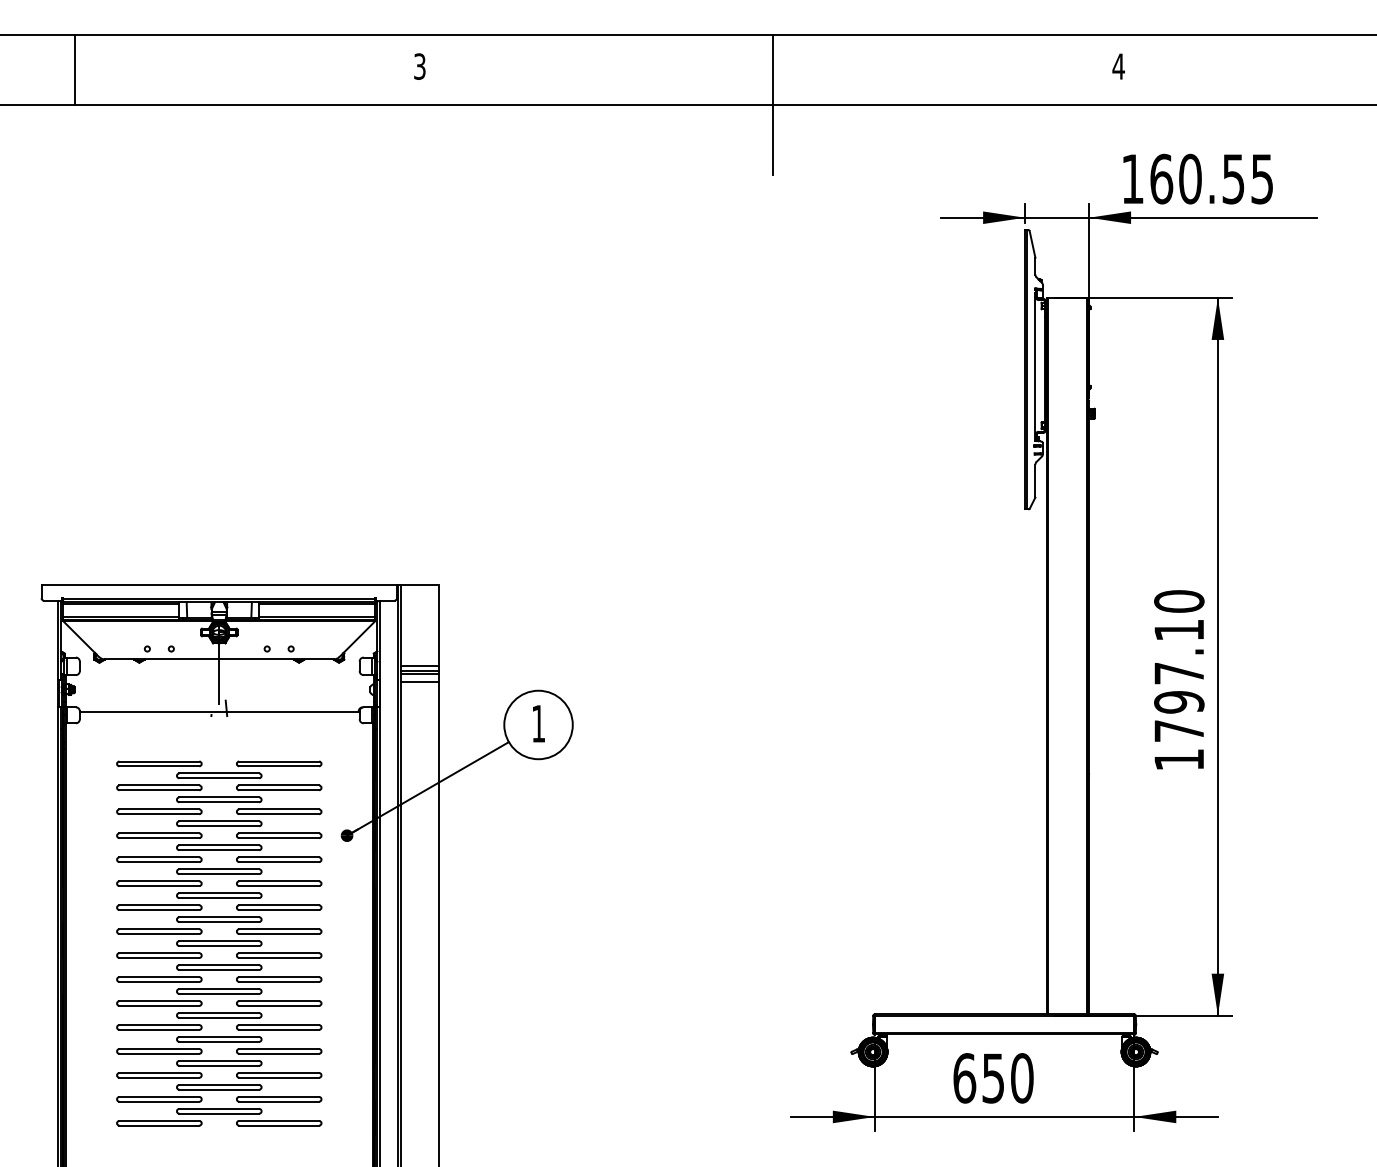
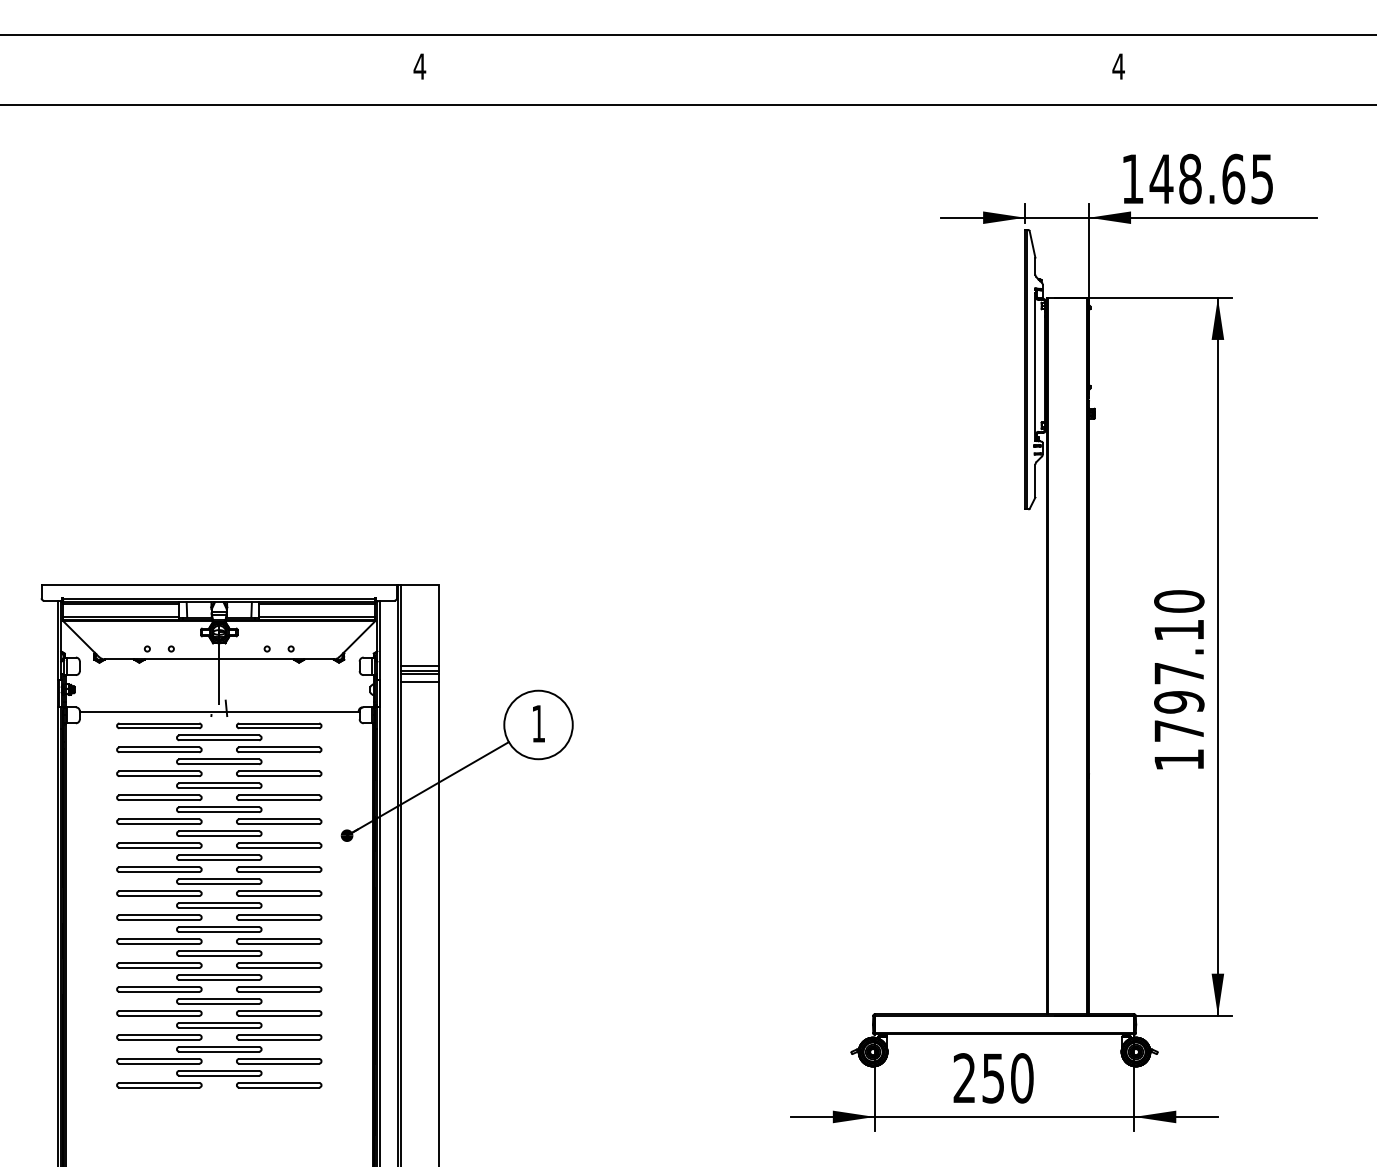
text: 3 -> 4 (419, 66)
line: present -> none (74, 69)
line: present -> none (773, 104)
text: 160.55 -> 148.65 (1197, 178)
part position: (219, 943) -> (219, 905) (219, 905)
text: 650 -> 250 (964, 1078)
